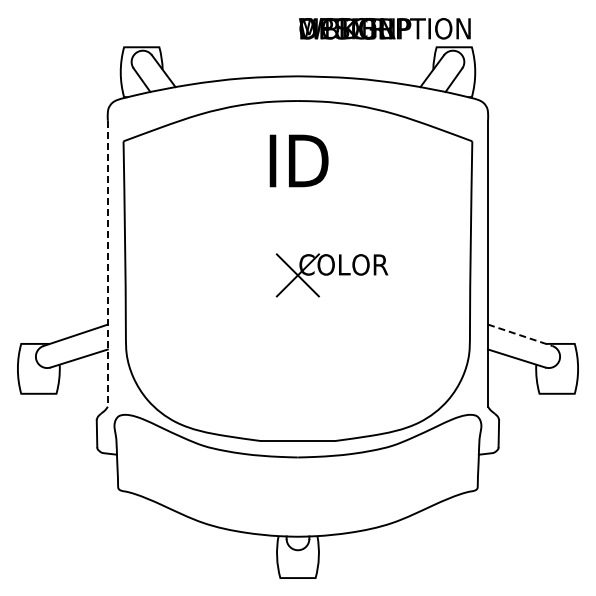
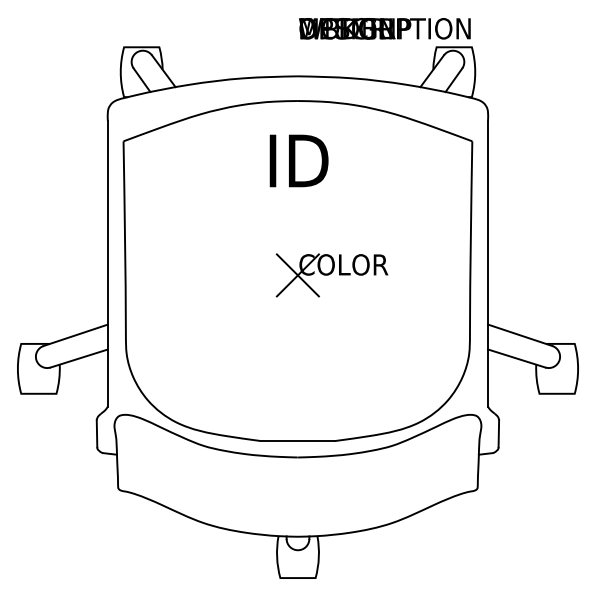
line: dashed -> solid (107, 263)
line: dashed -> solid (520, 335)
